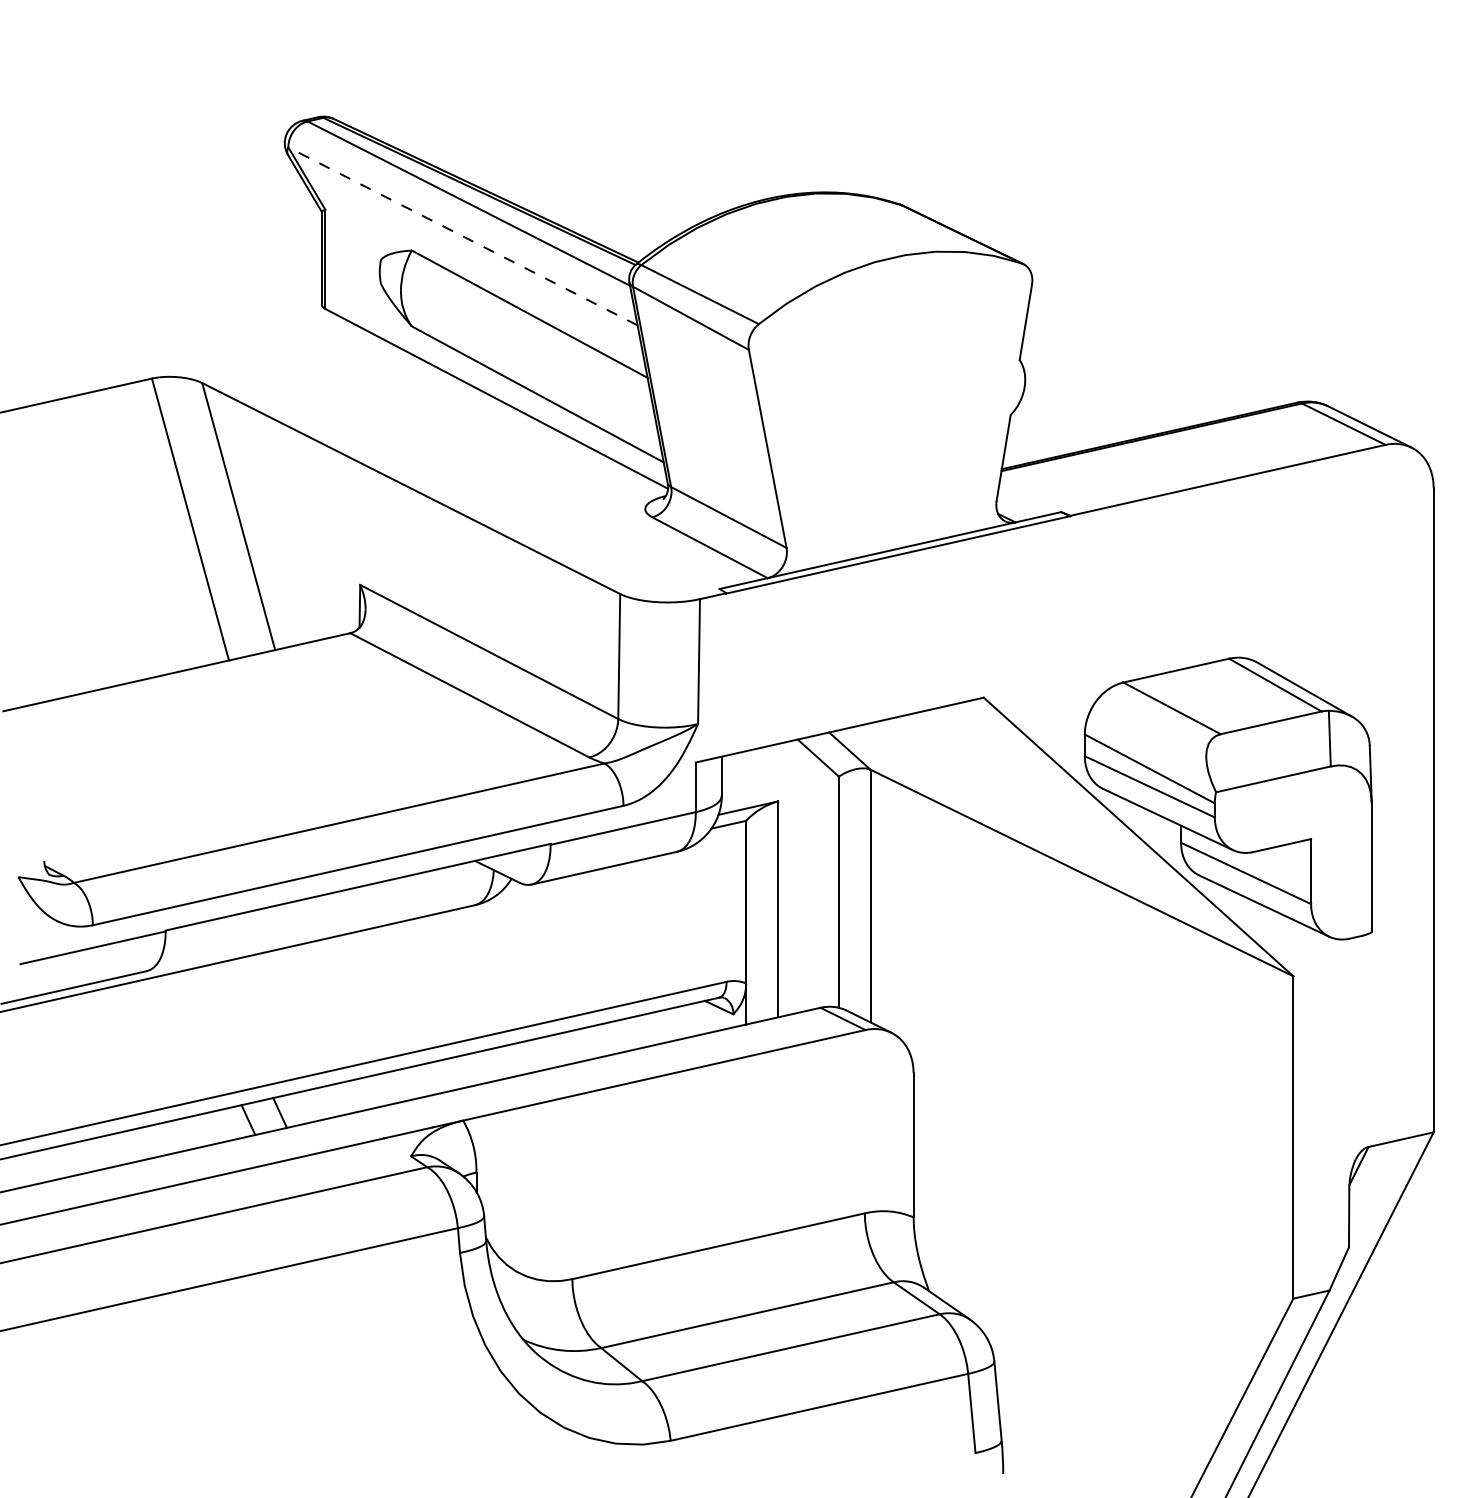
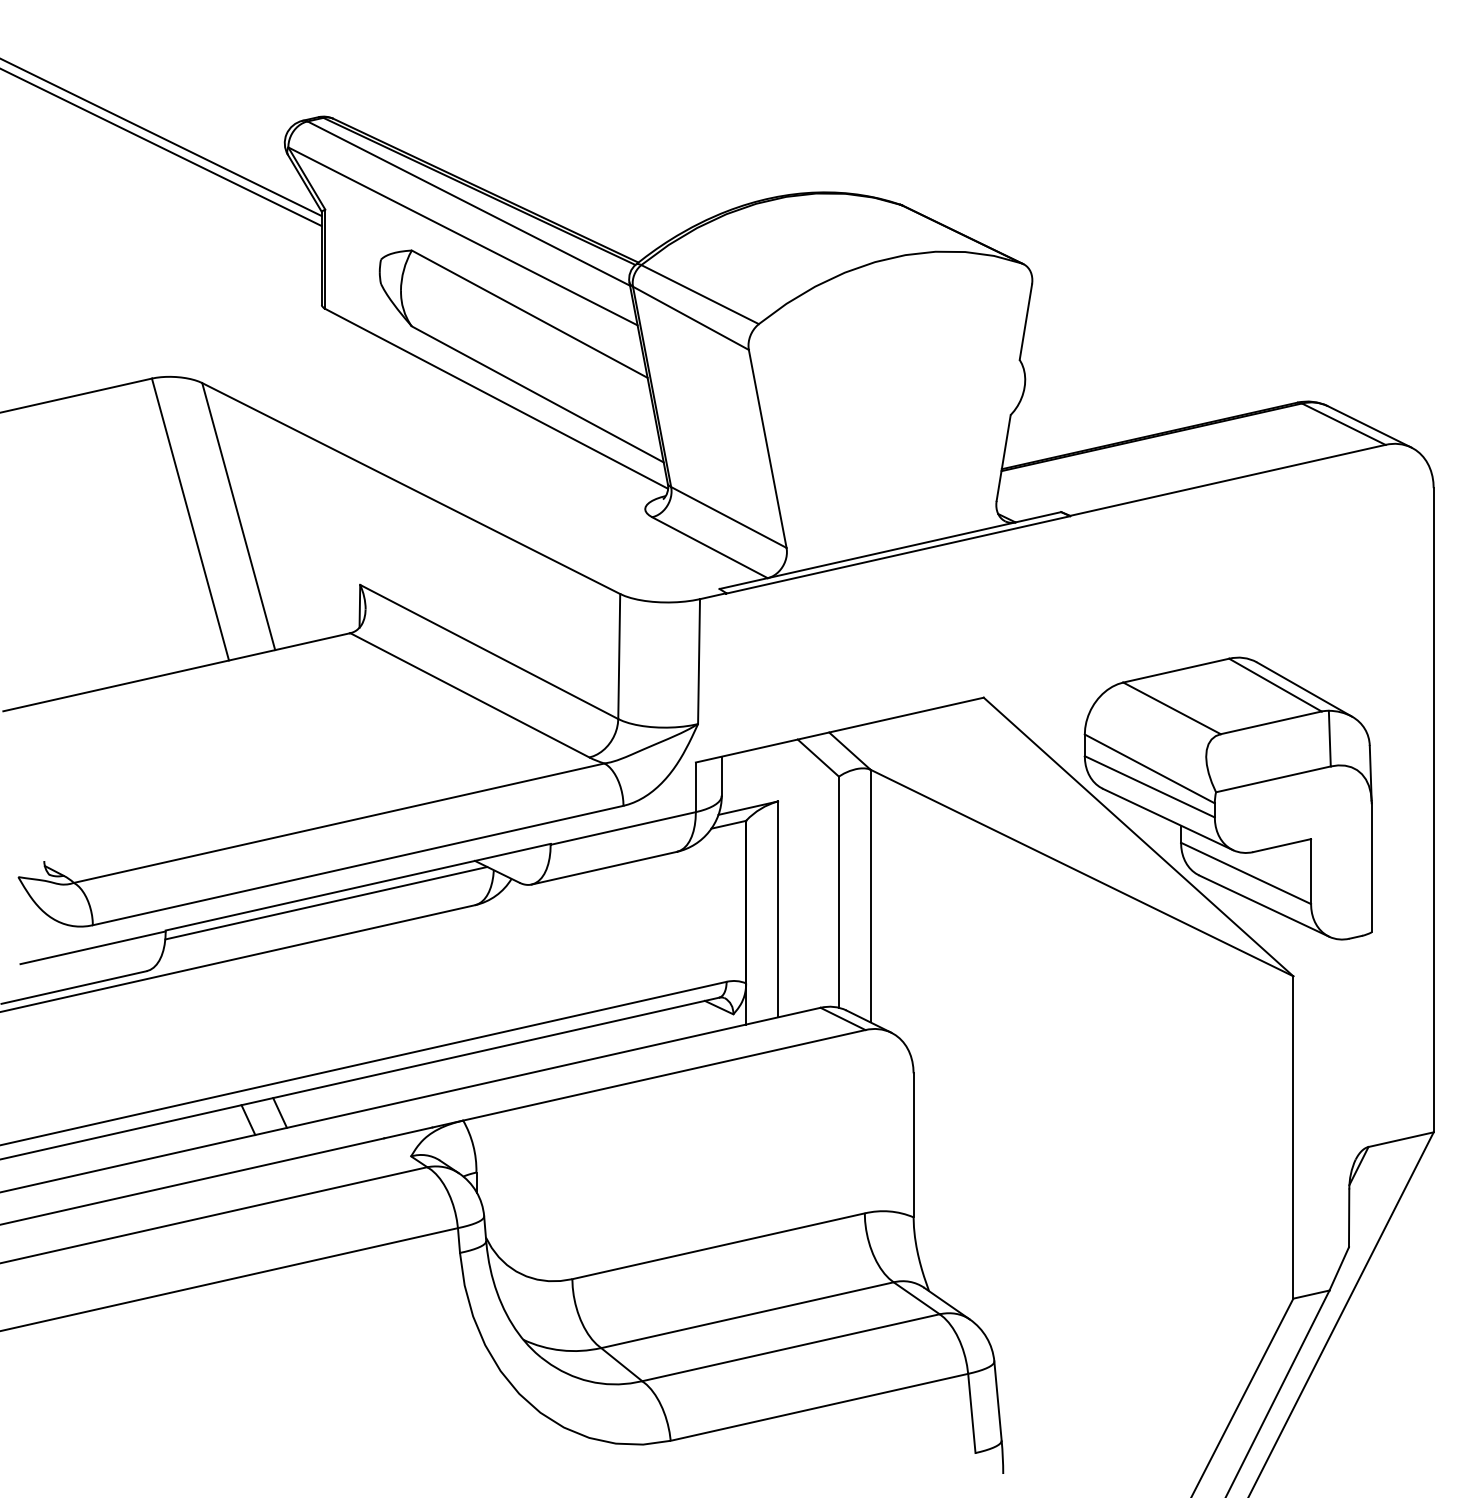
line: none -> present (161, 137)
line: none -> present (161, 147)
line: dashed -> solid (462, 236)
line: none -> present (326, 902)
